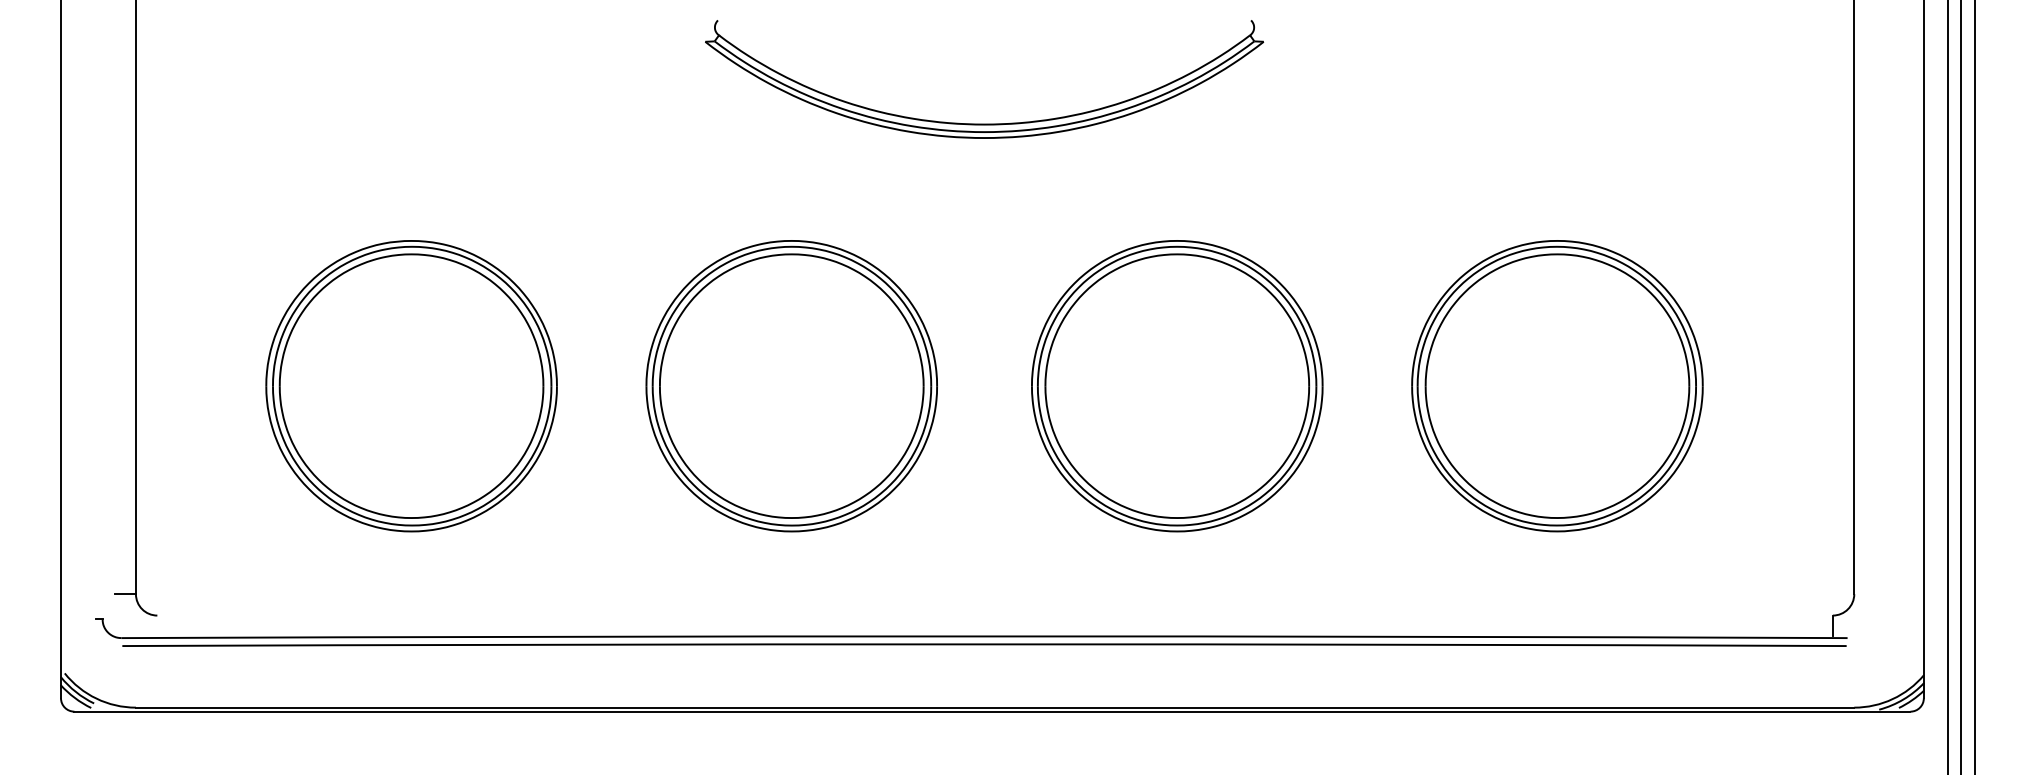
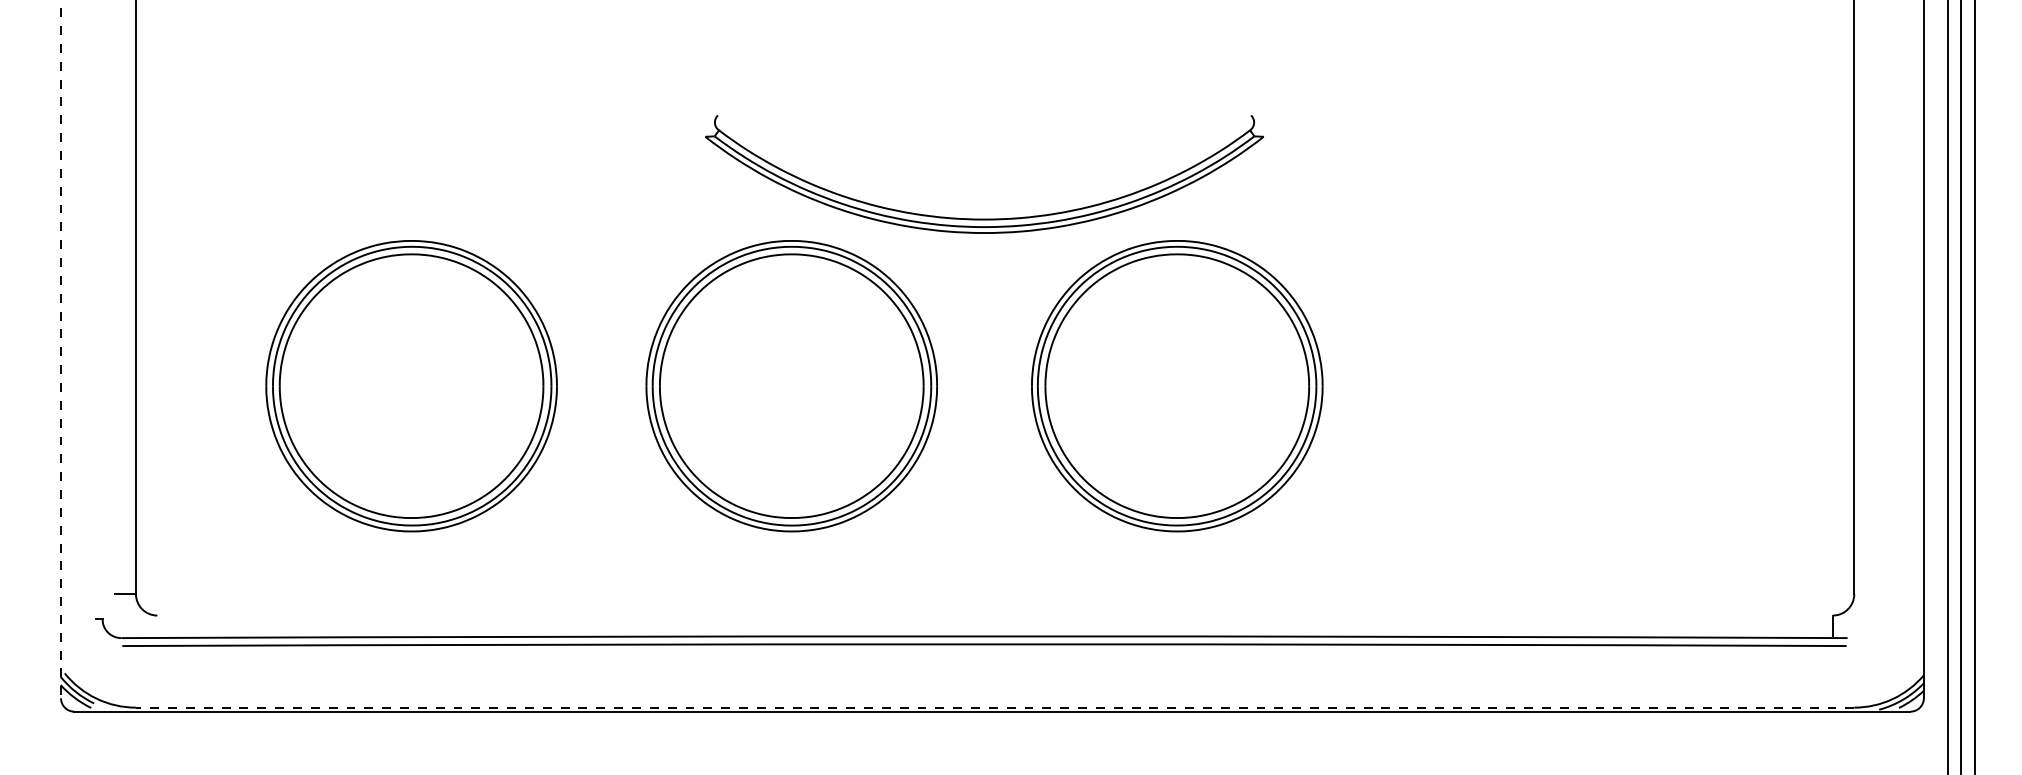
part position: (984, 123) -> (984, 218) (984, 218)
line: solid -> dashed (61, 349)
part: present -> none (1557, 386)
line: solid -> dashed (994, 707)
